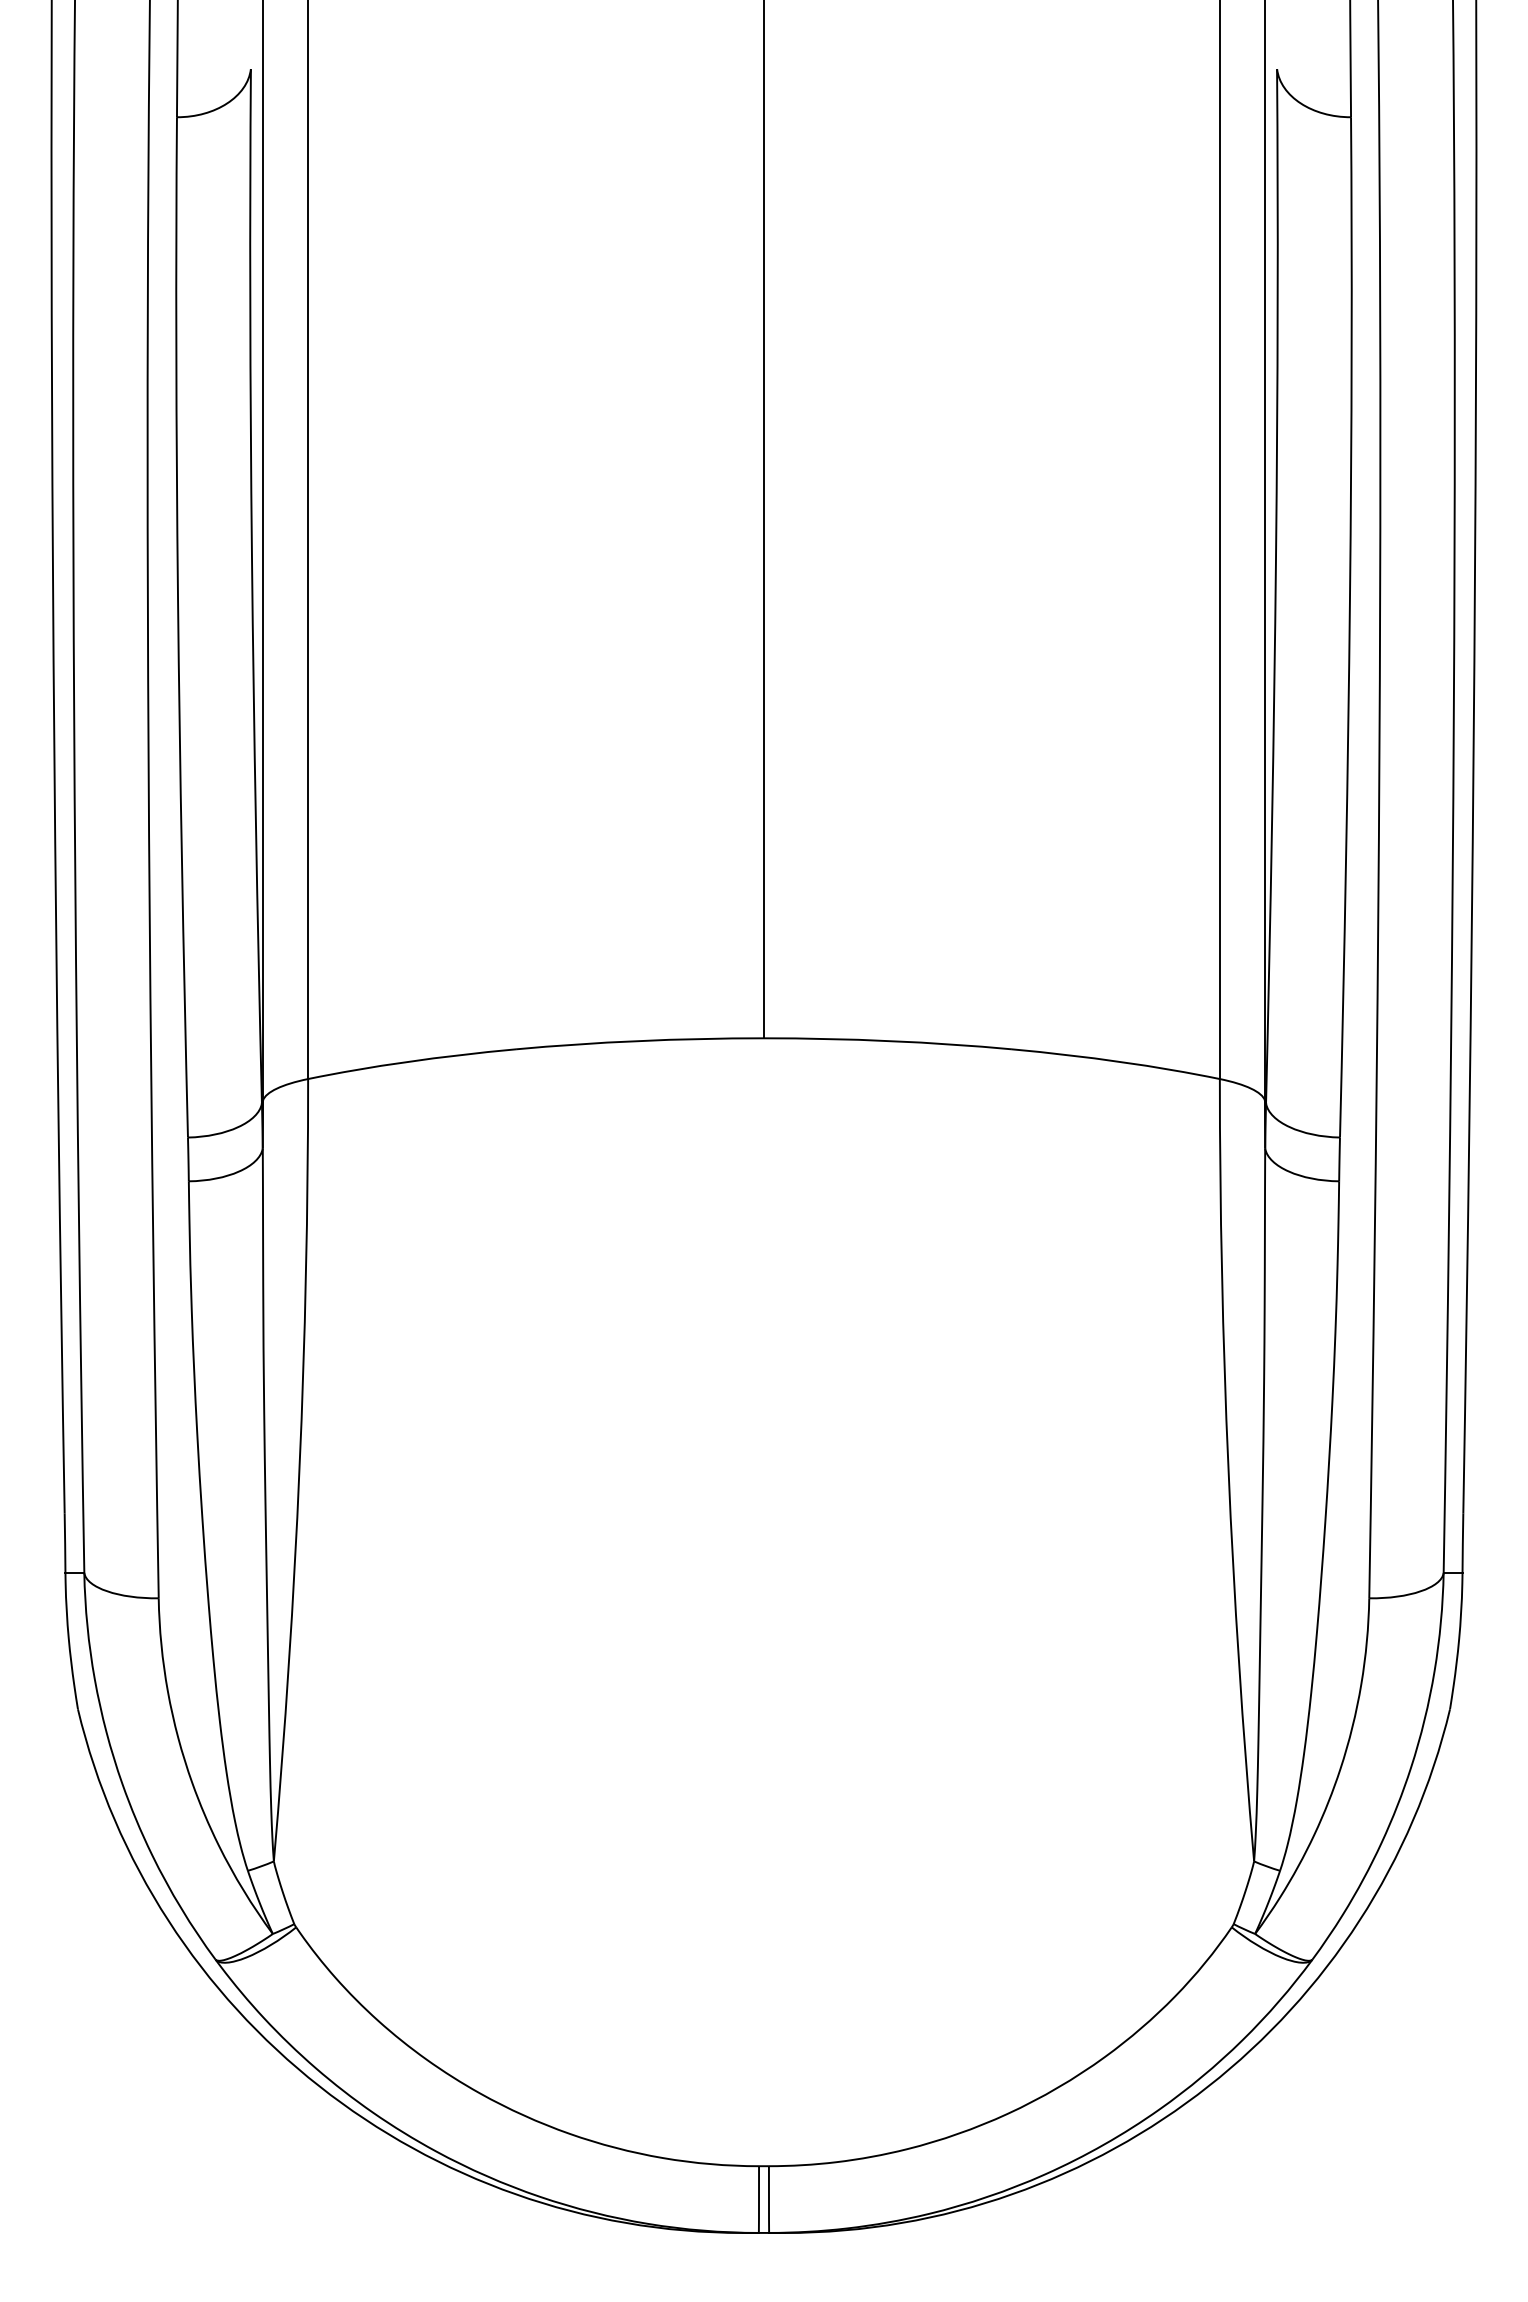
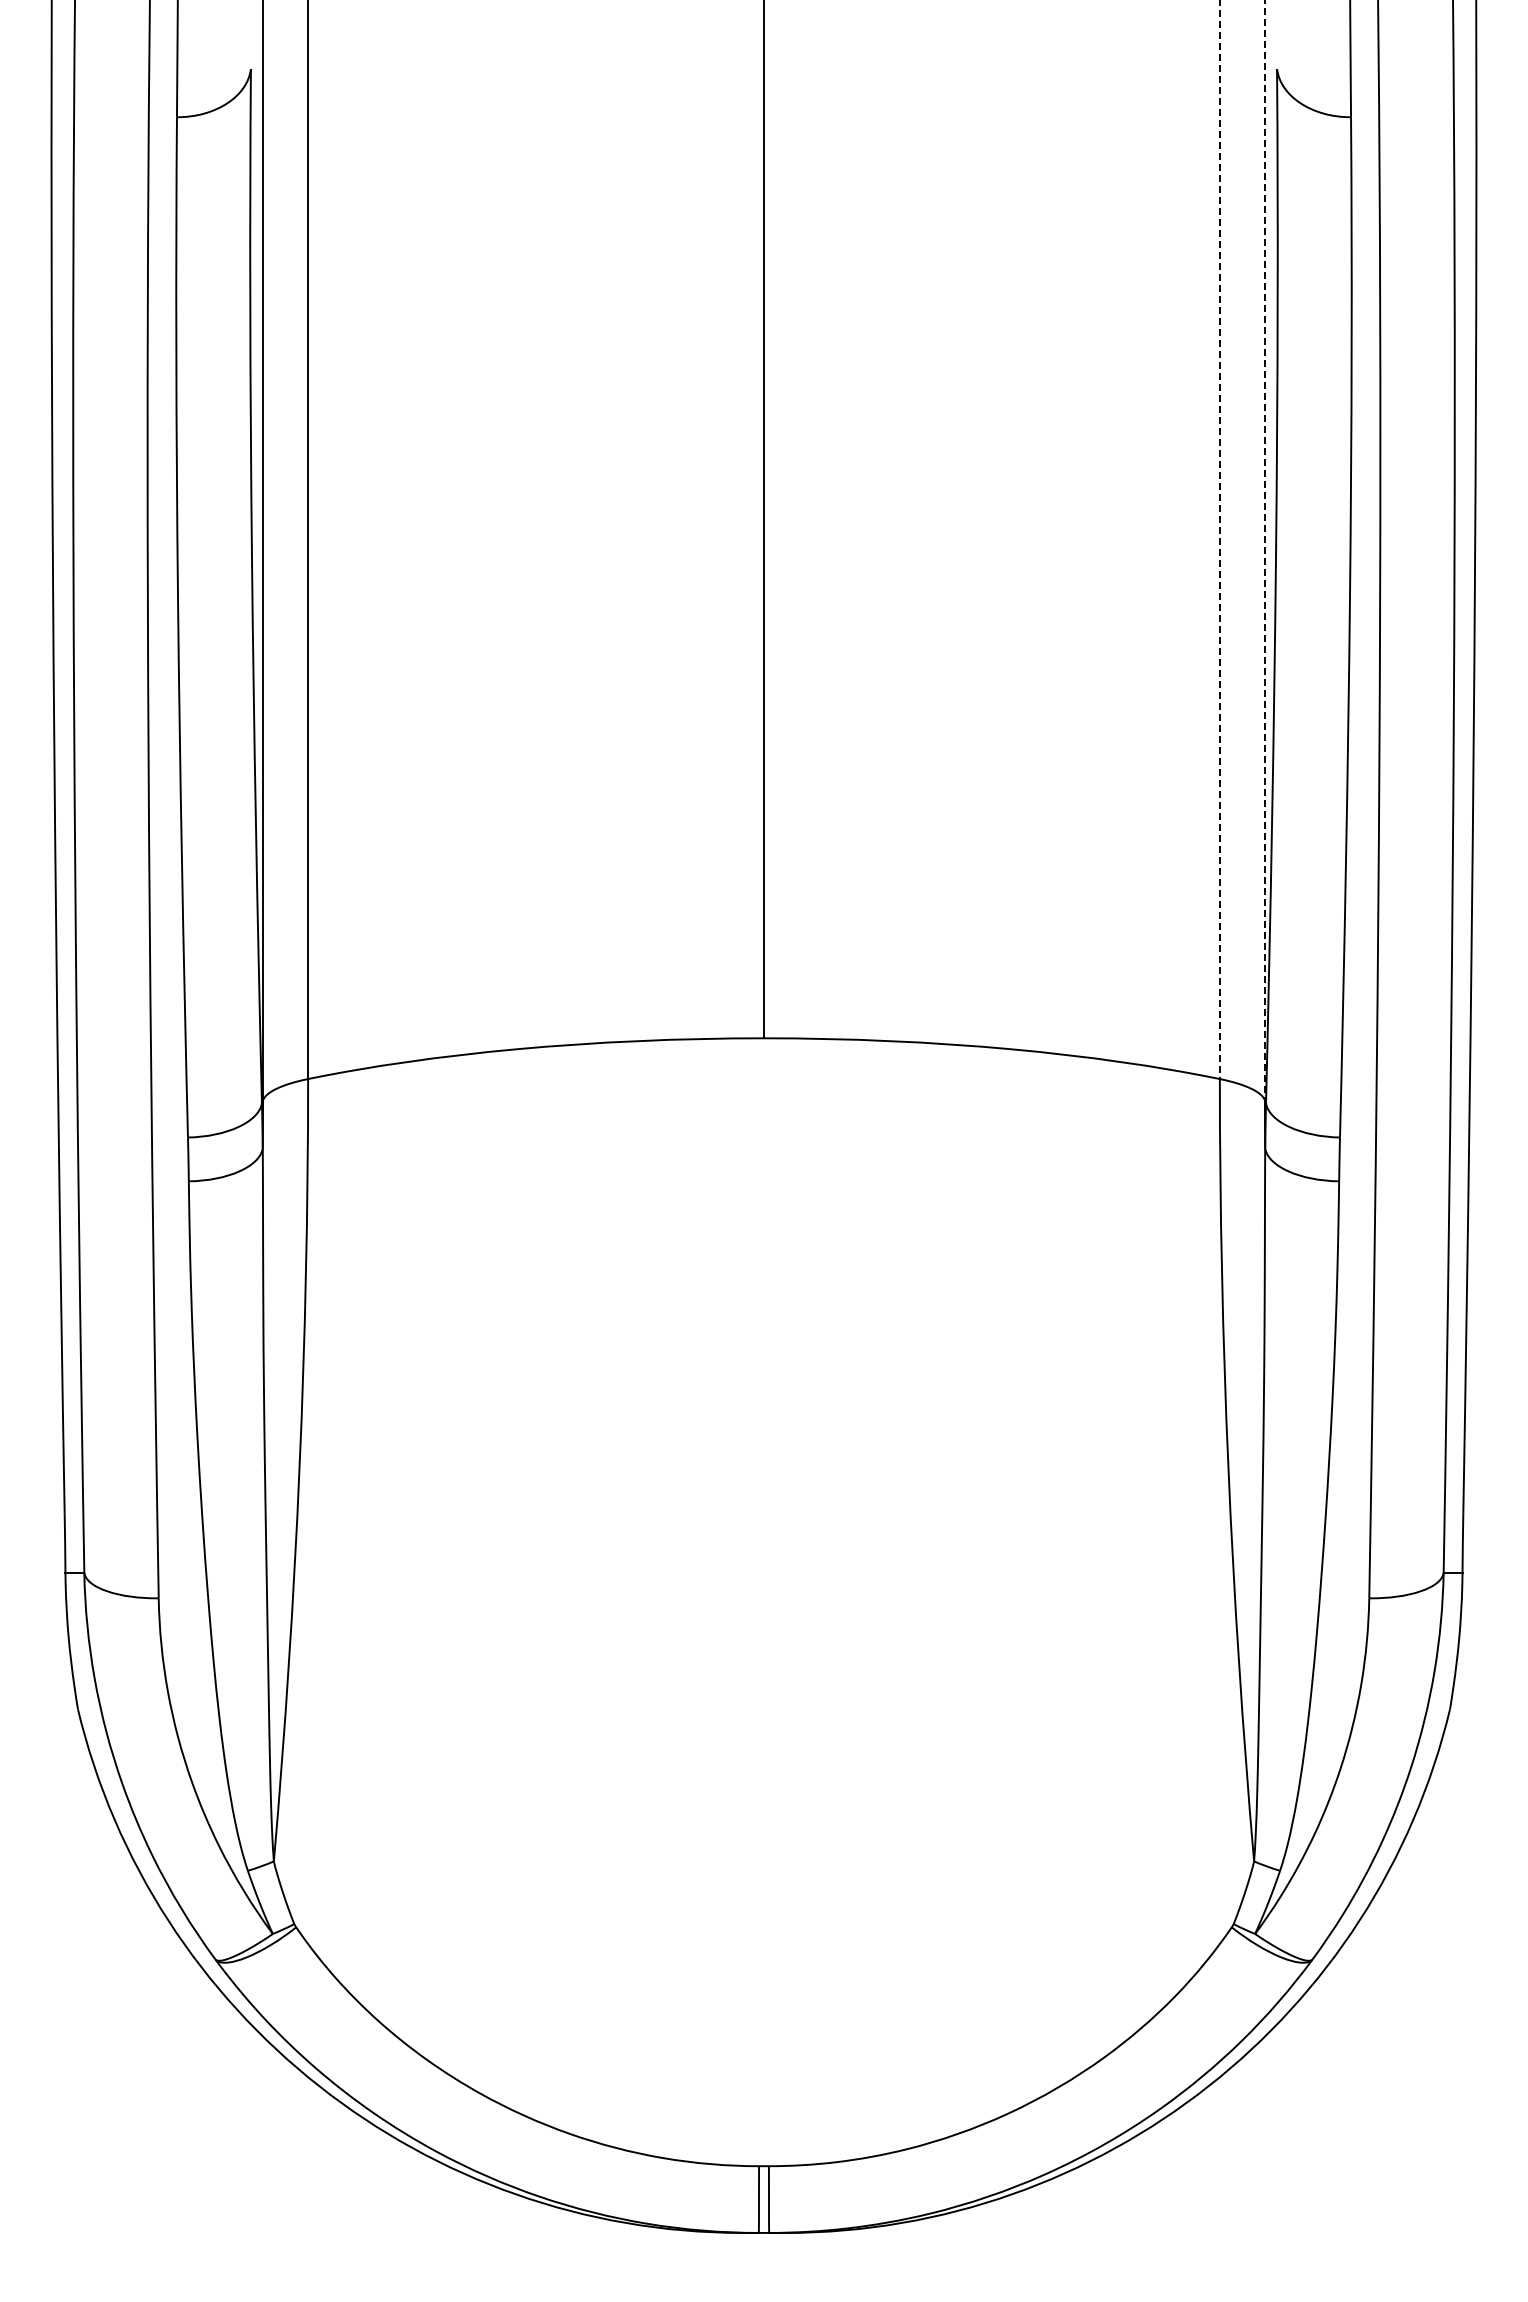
line: solid -> dashed (1219, 540)
line: solid -> dashed (1264, 550)
